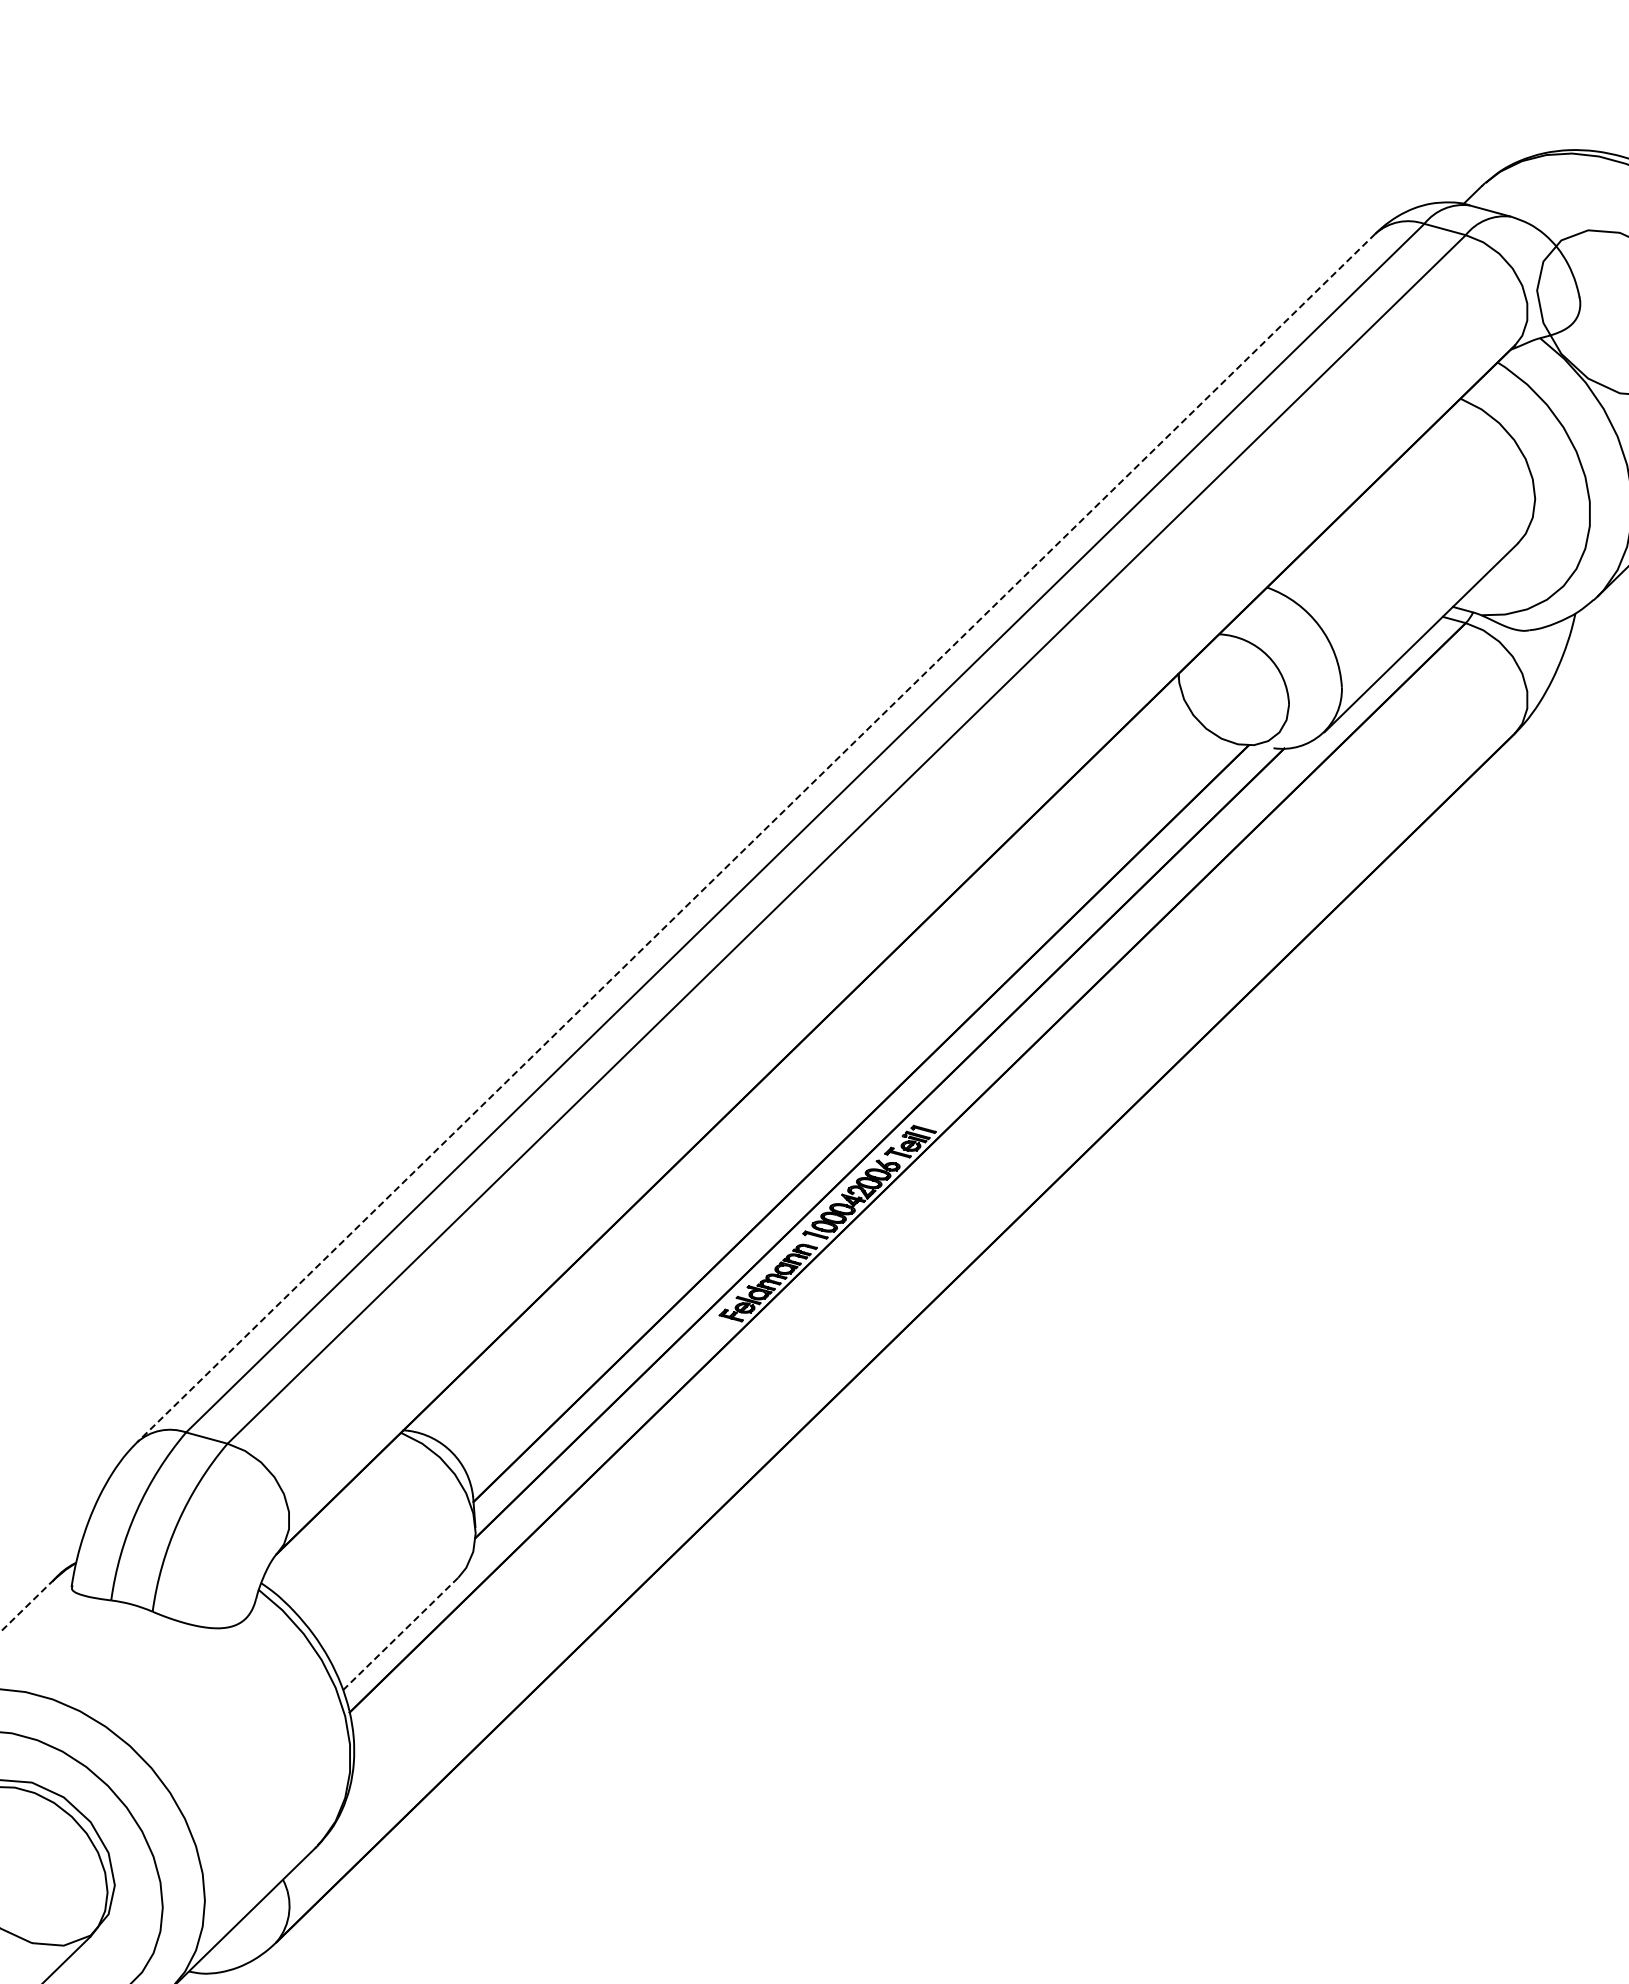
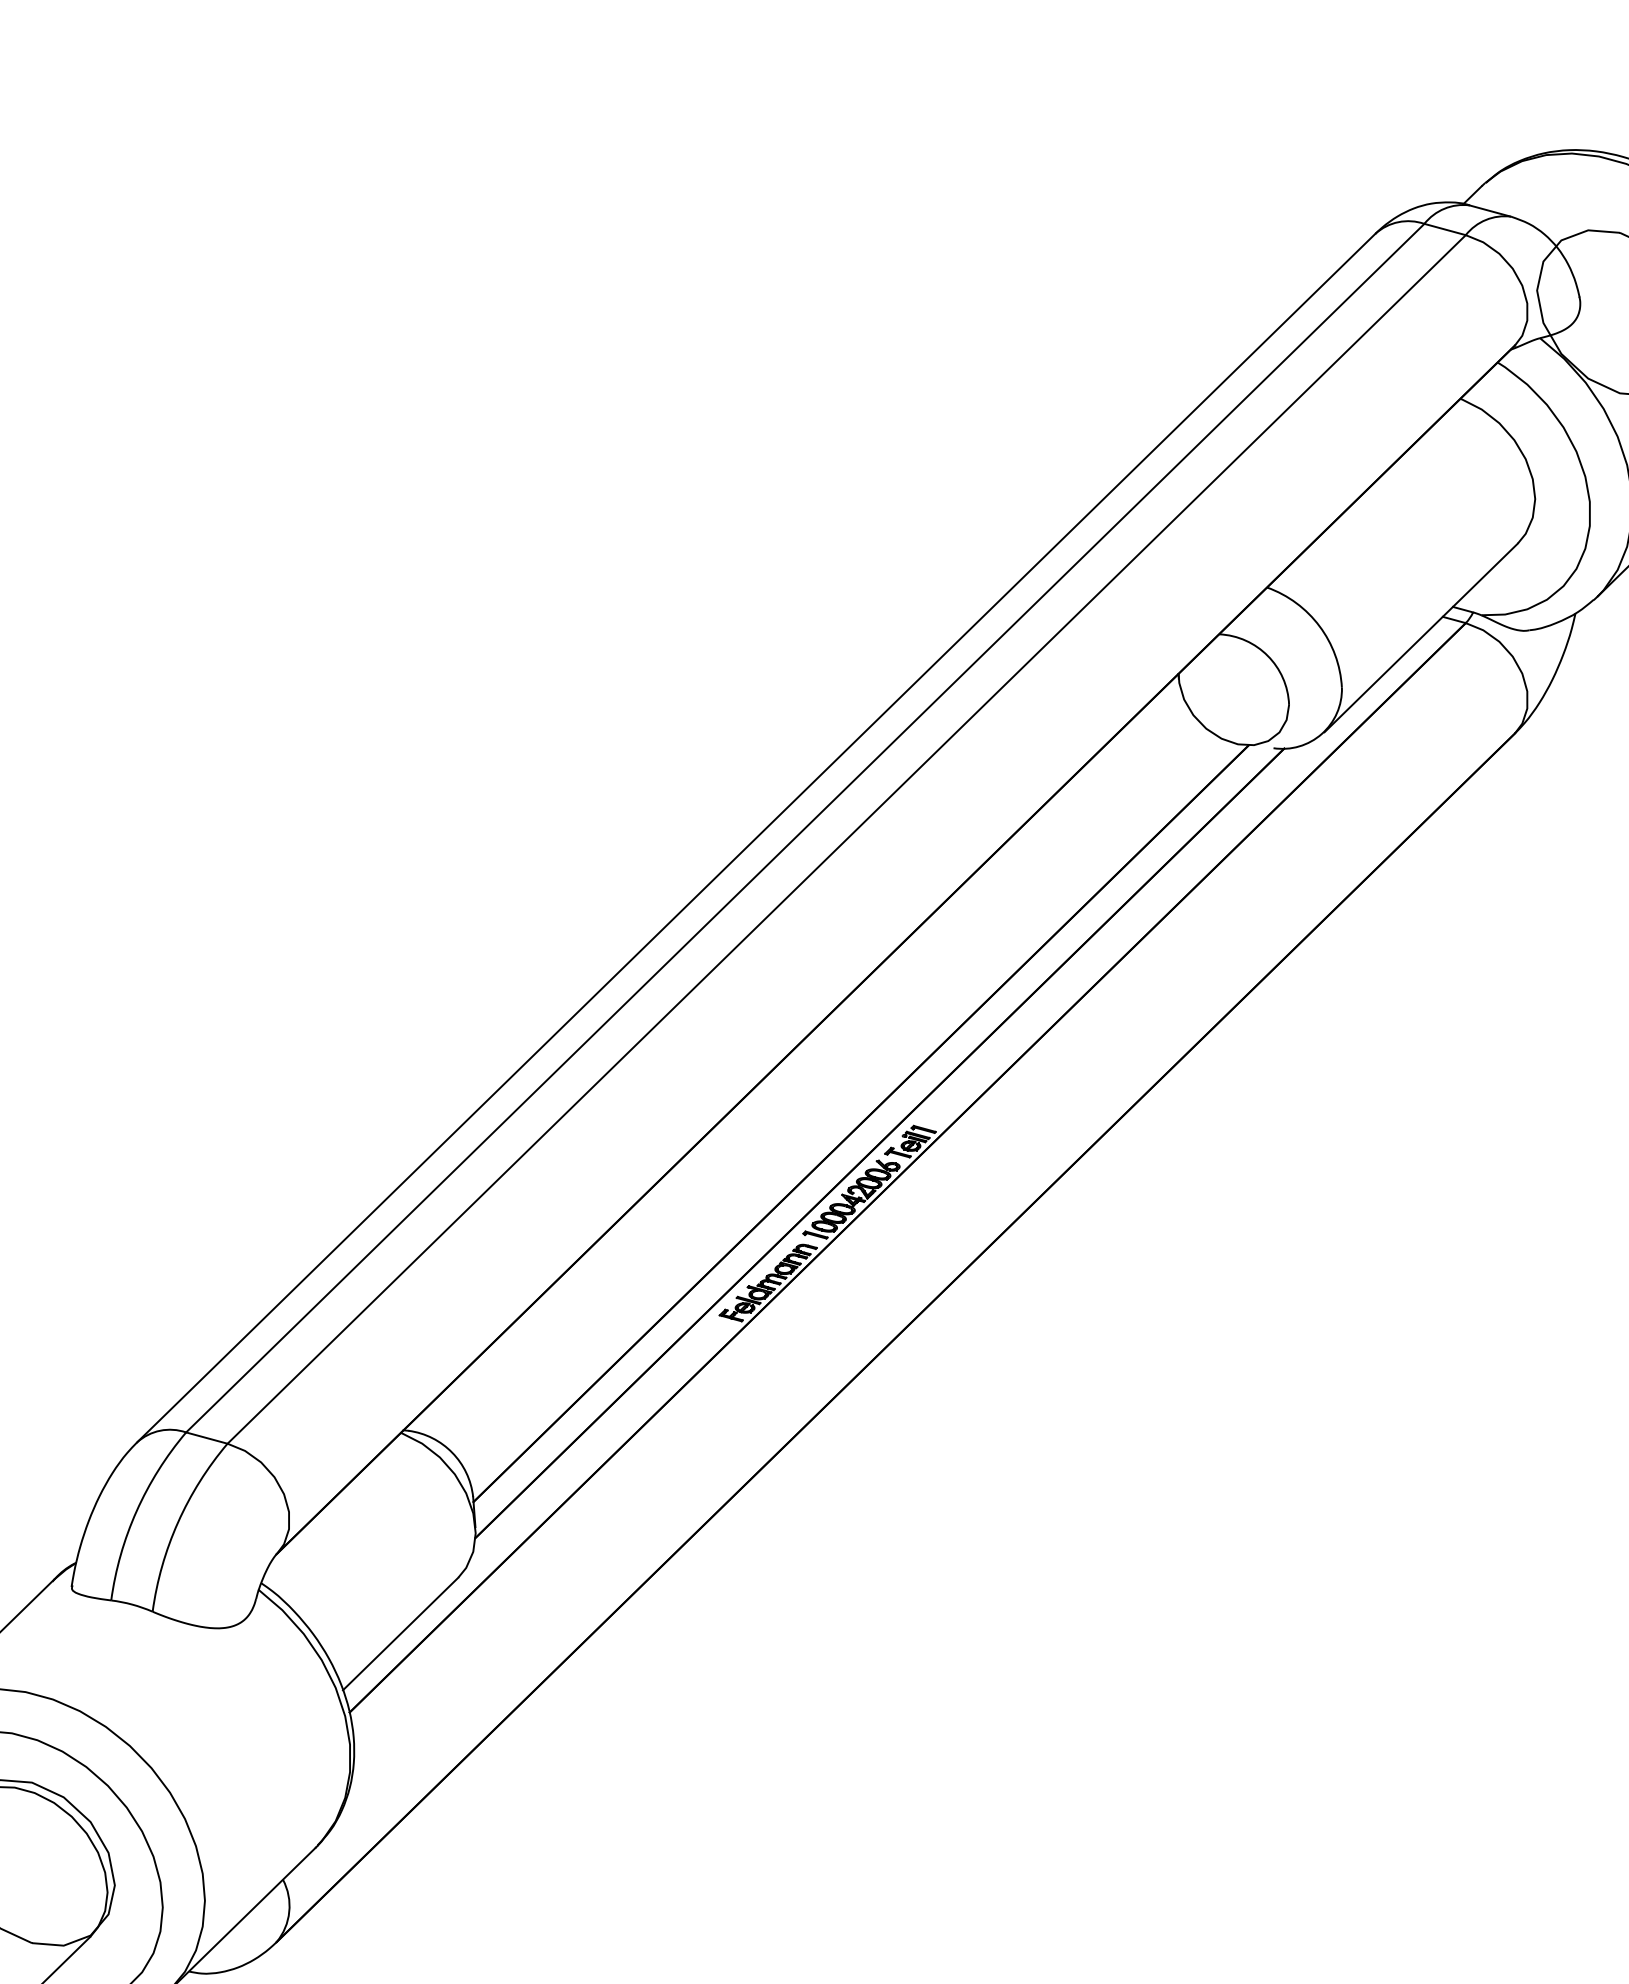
line: dashed -> solid (755, 838)
line: dashed -> solid (27, 1606)
line: dashed -> solid (400, 1634)
